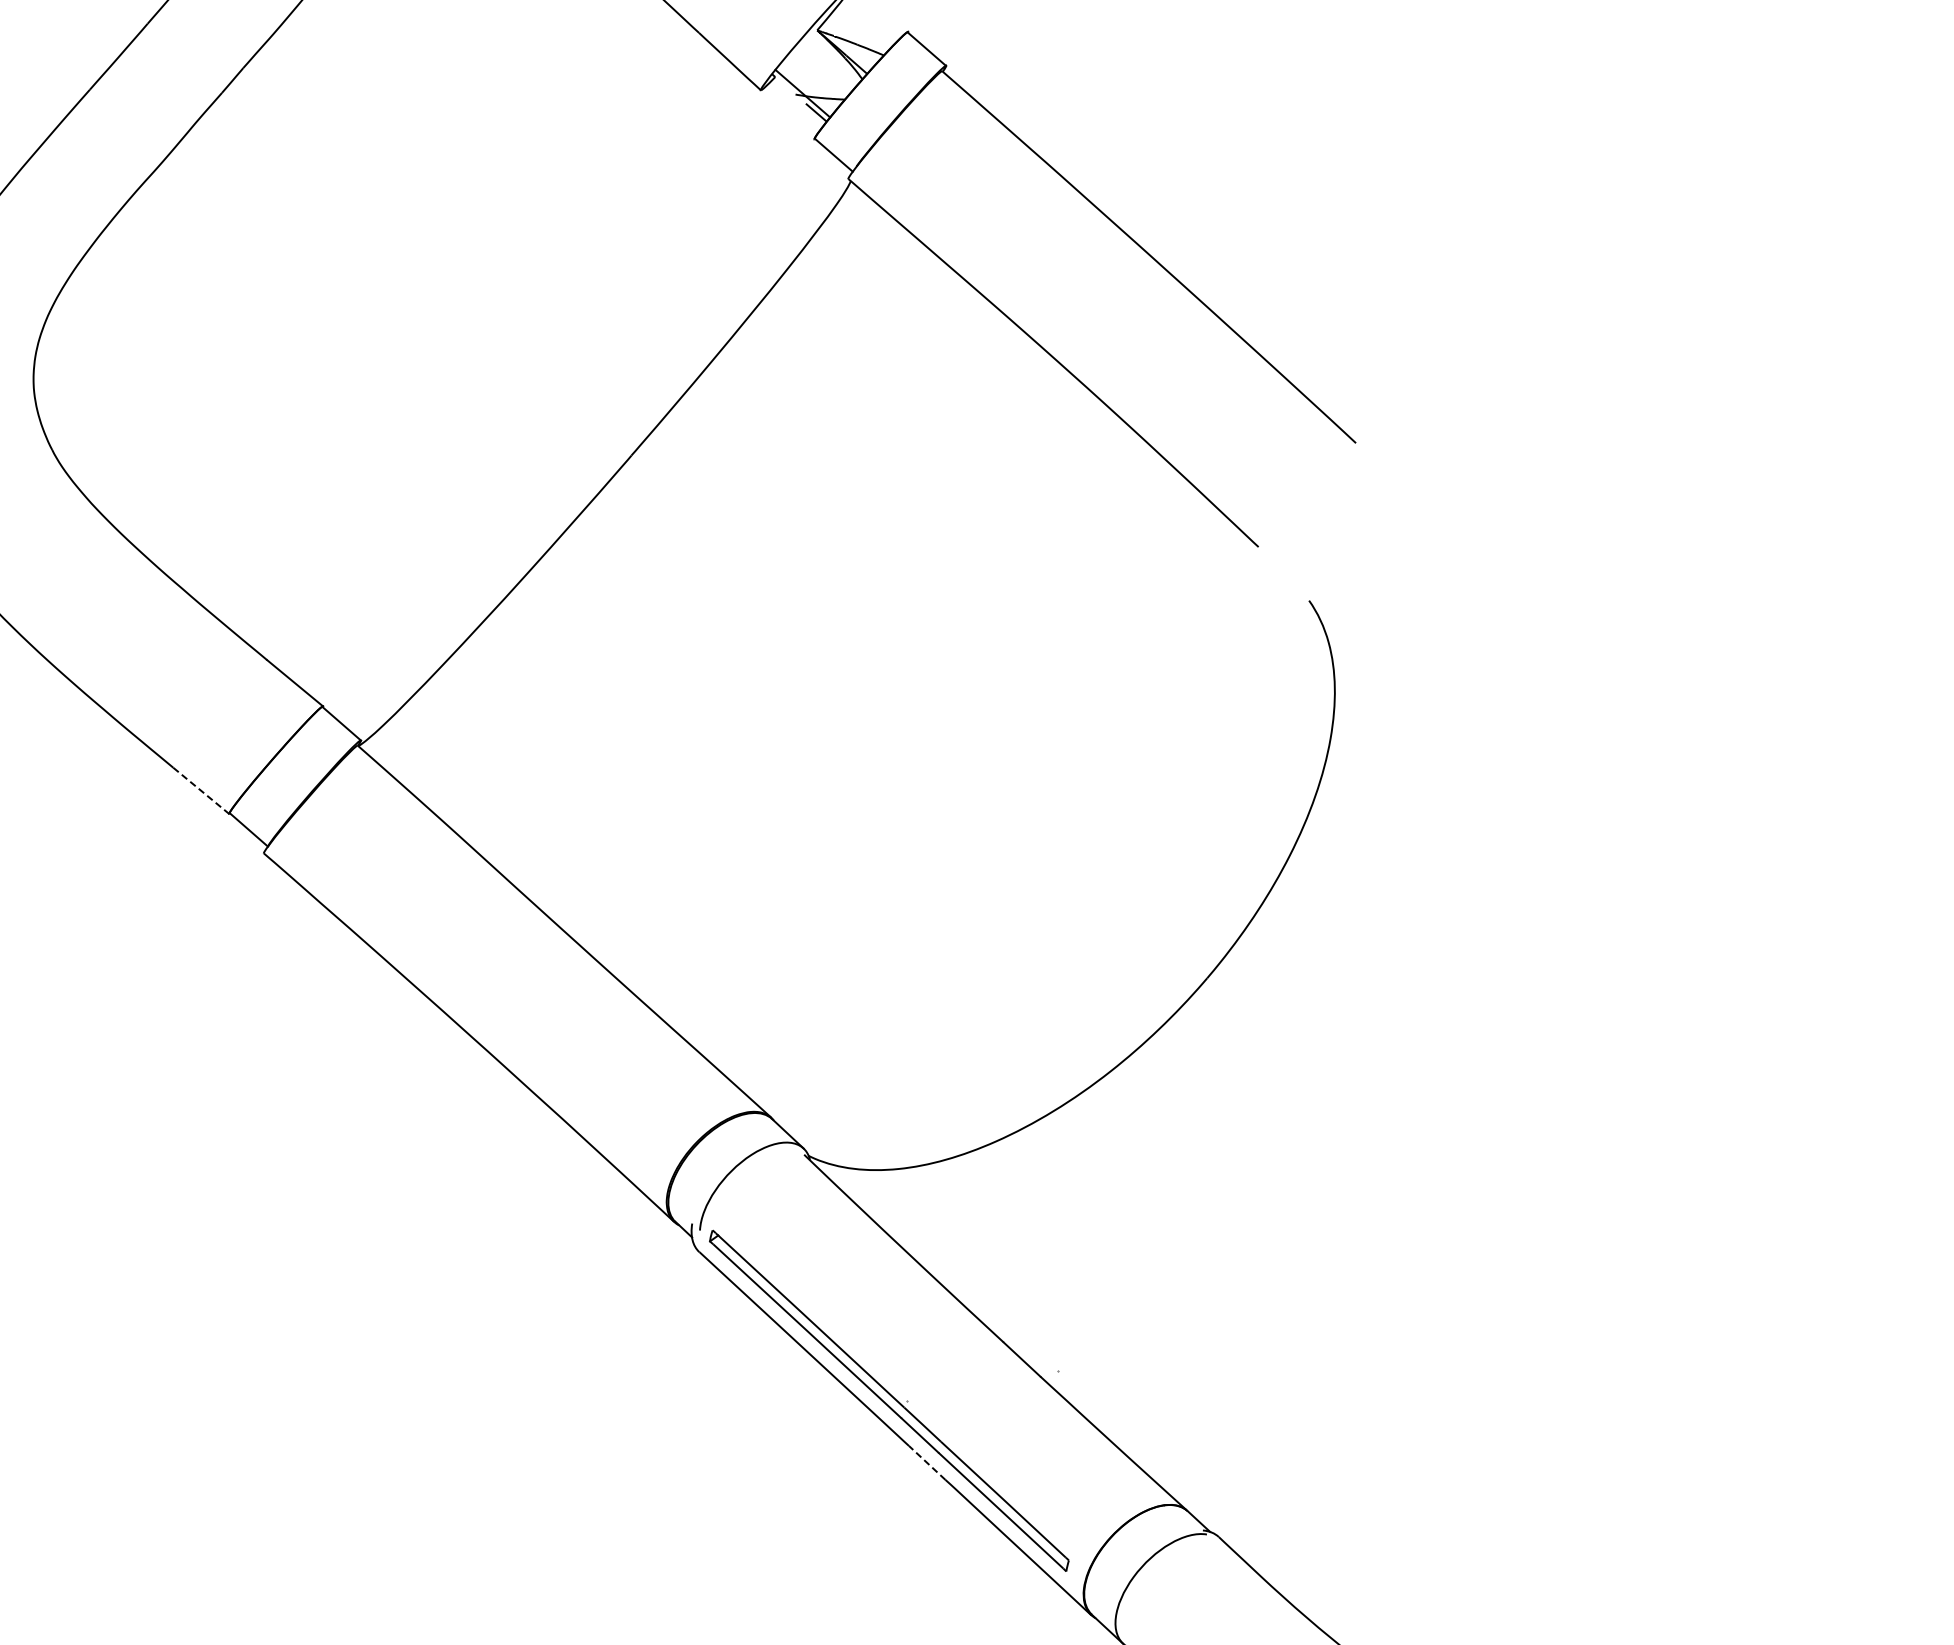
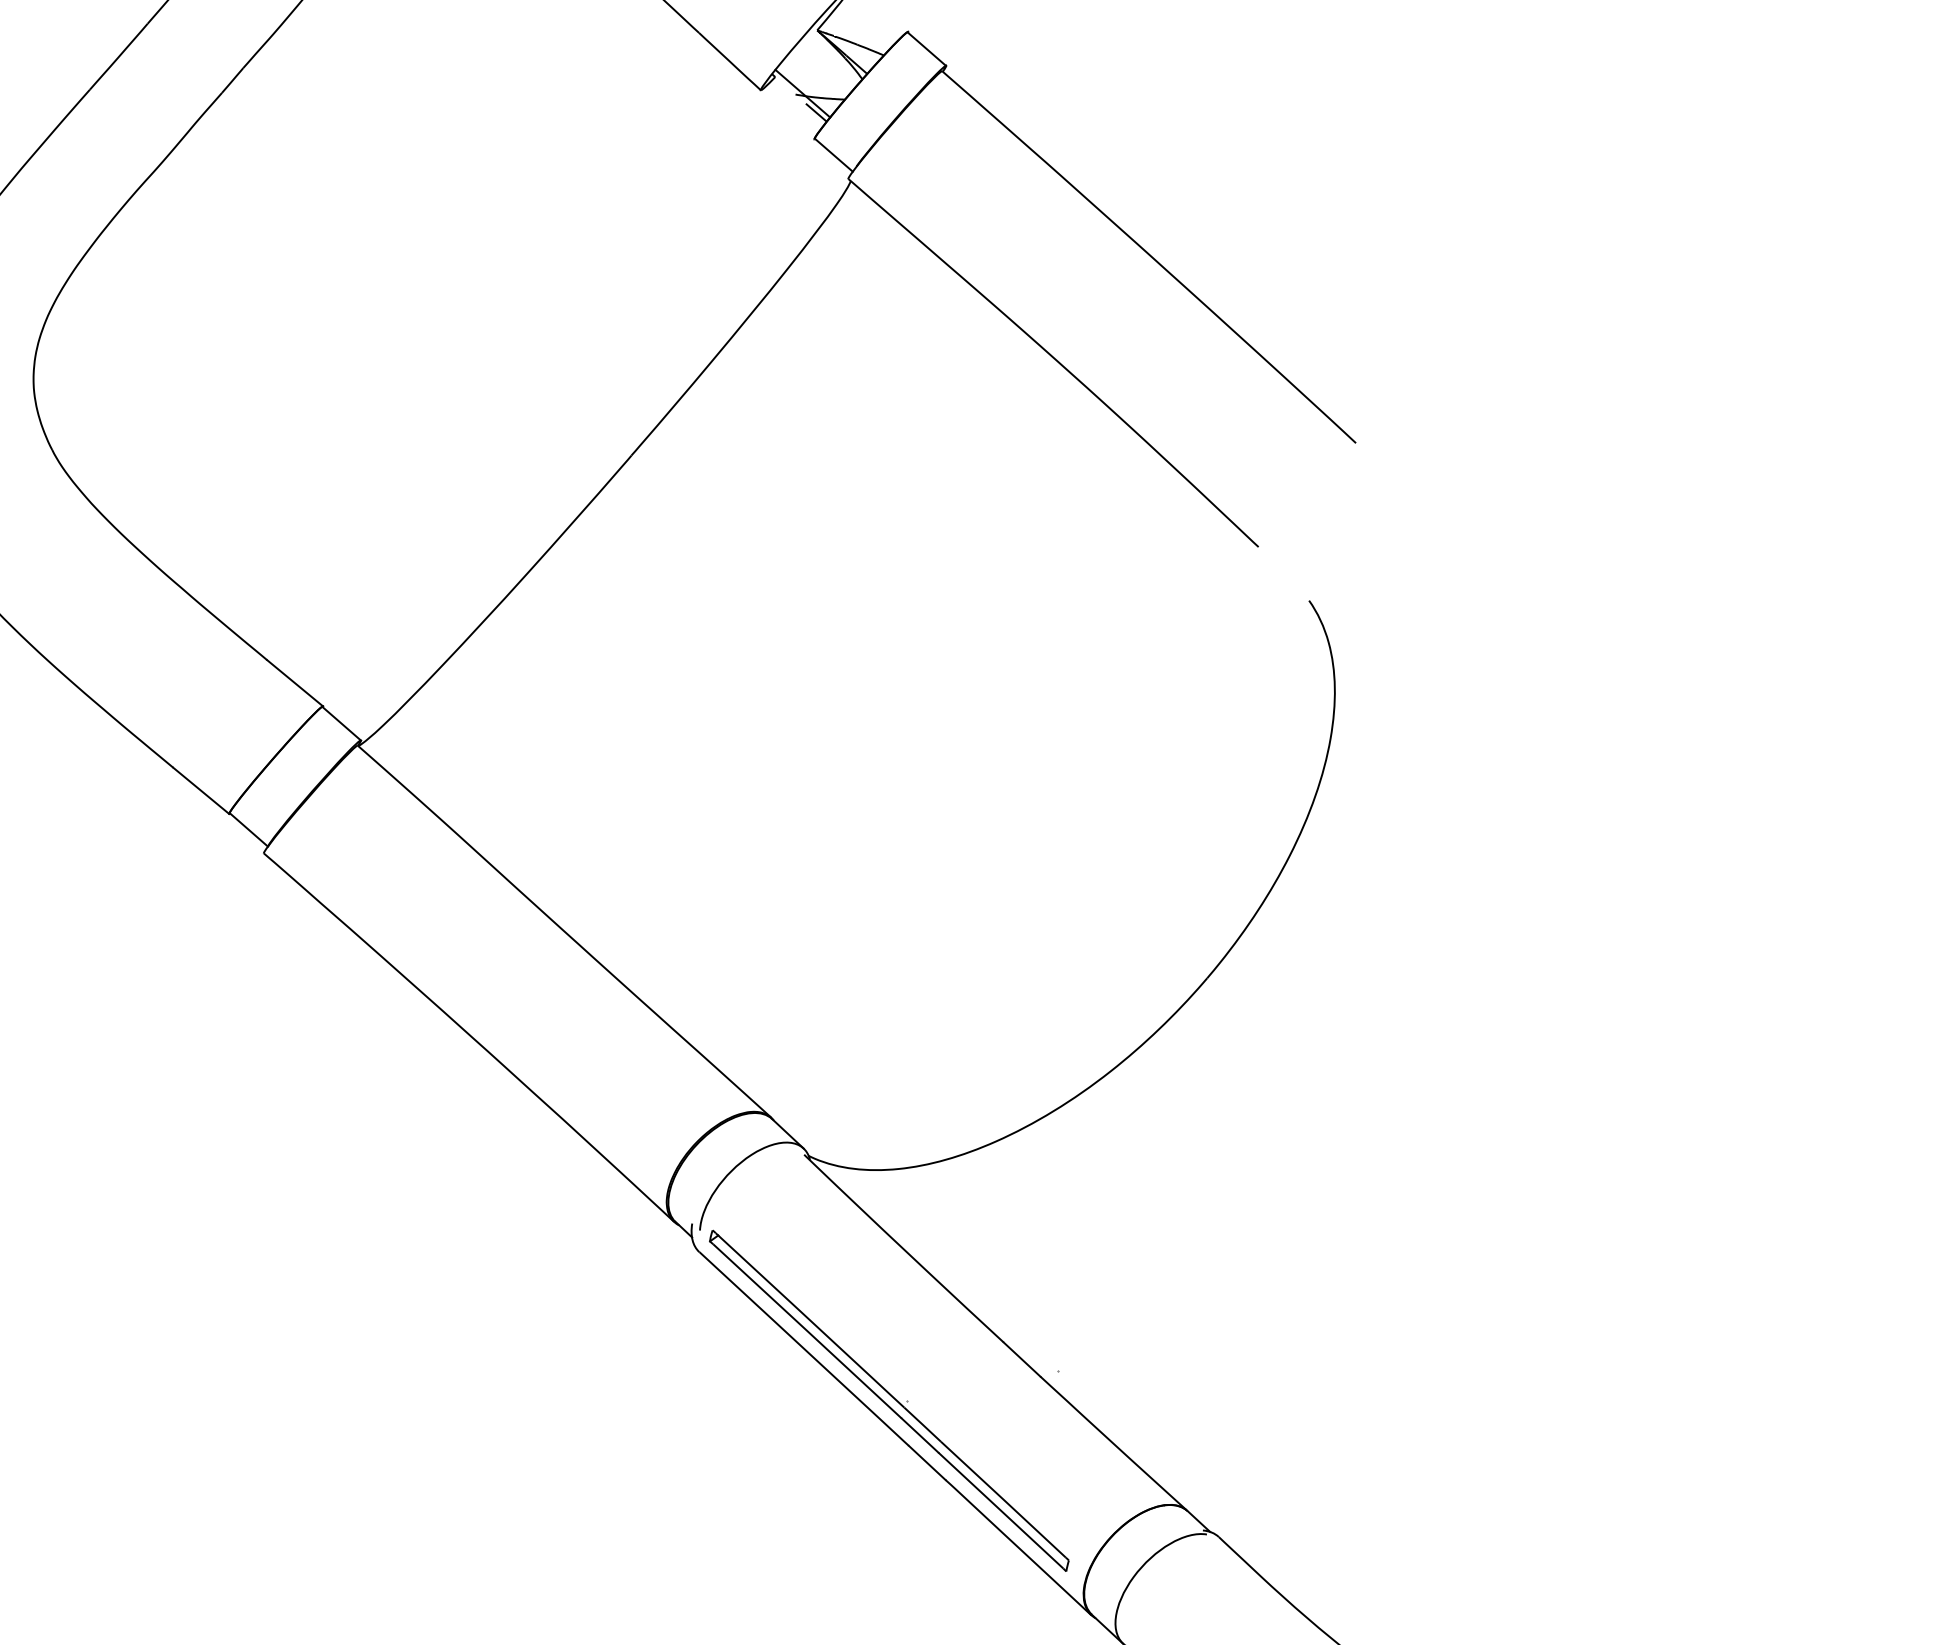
line: dashed -> solid (201, 791)
line: dashed -> solid (927, 1462)
